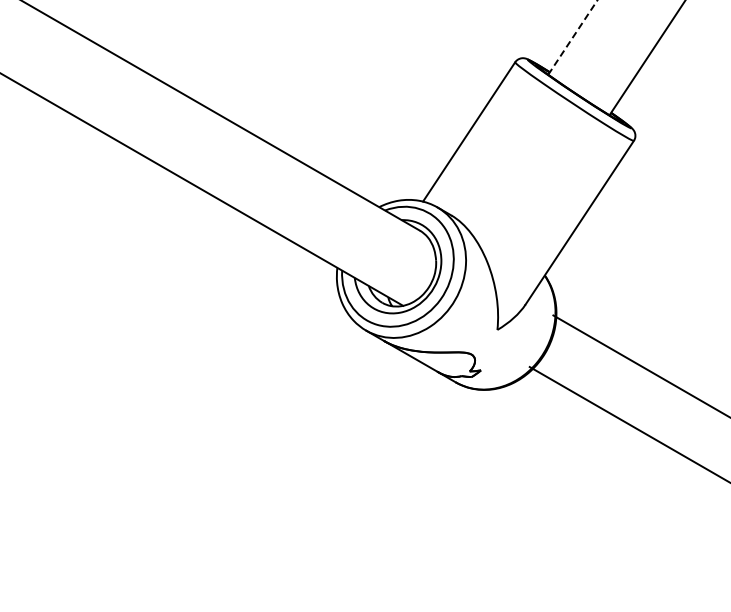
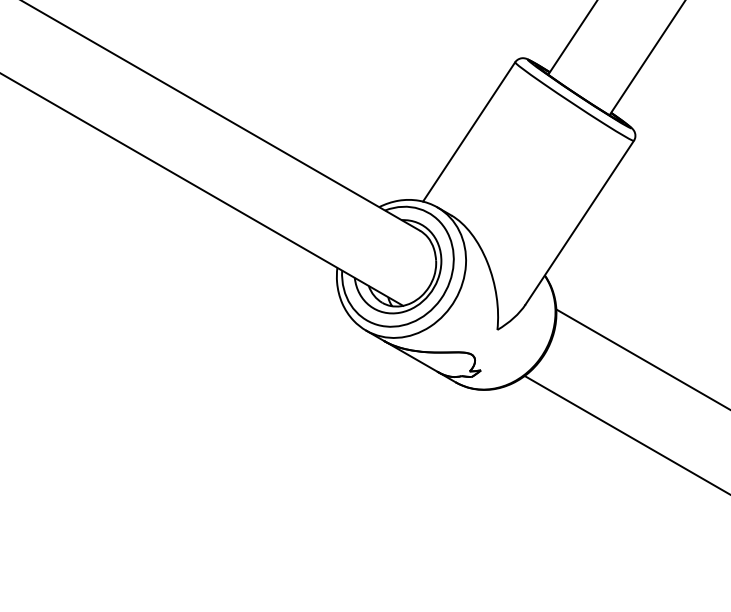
line: dashed -> solid (573, 37)
line position: (640, 365) -> (641, 358) (641, 358)
line position: (628, 424) -> (625, 434) (625, 434)
